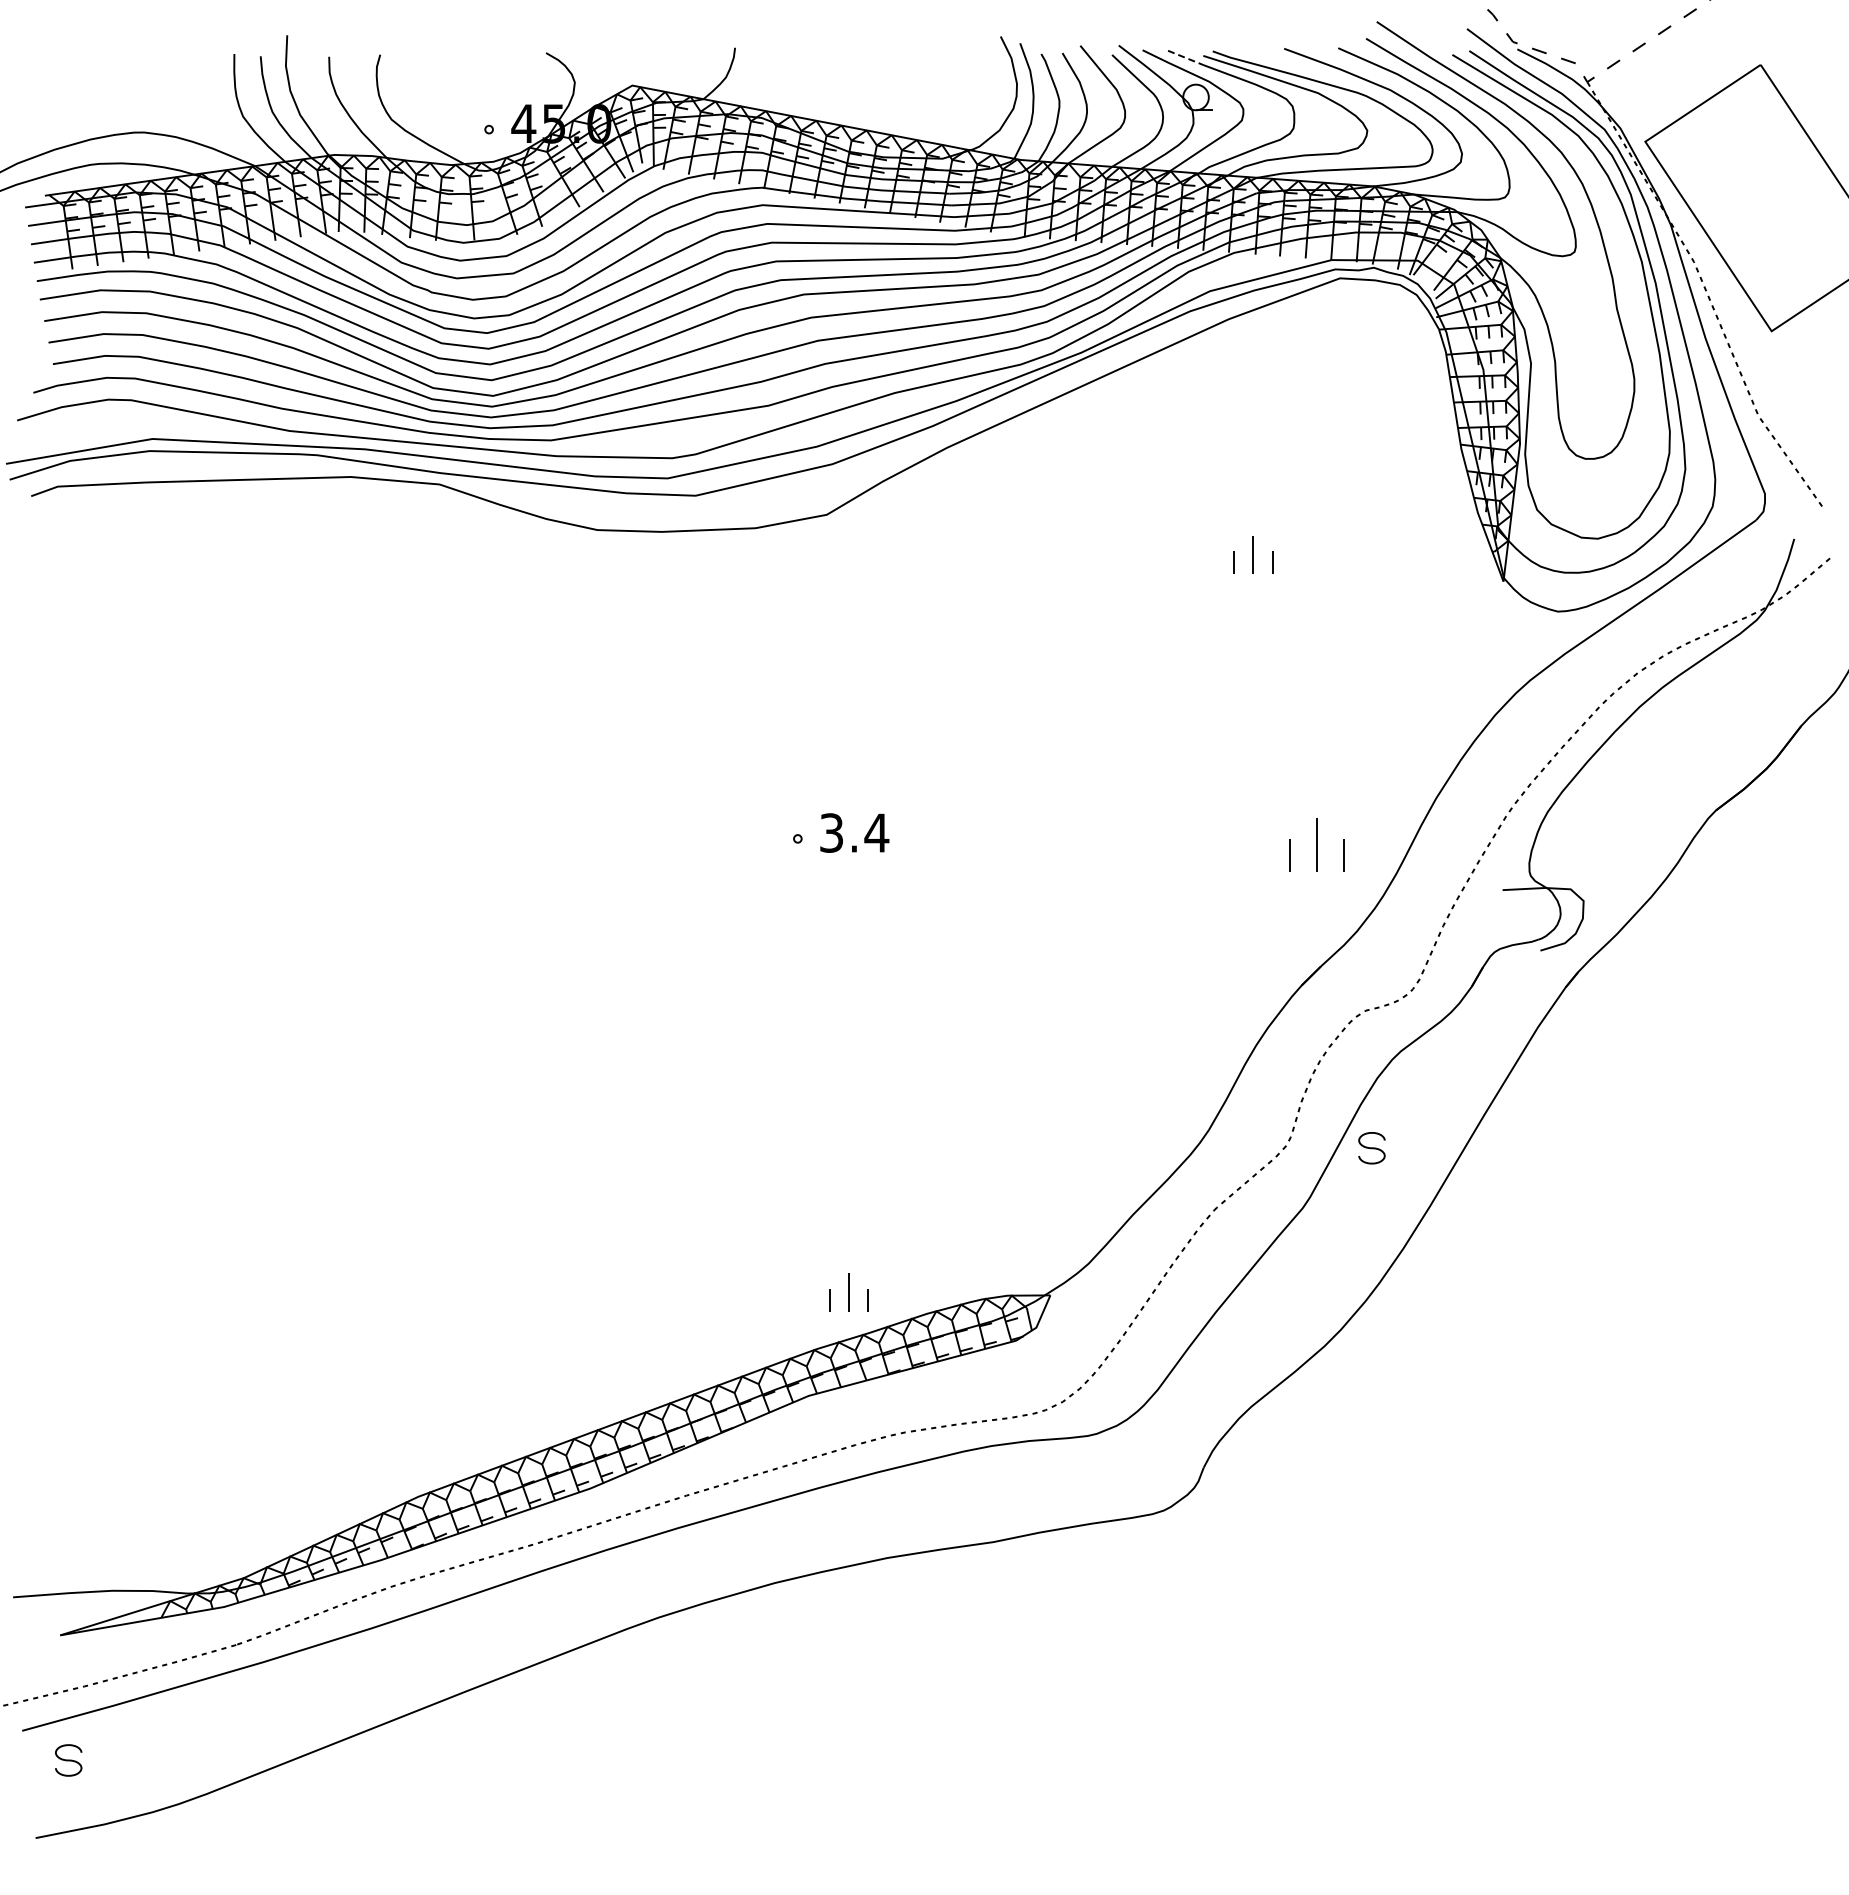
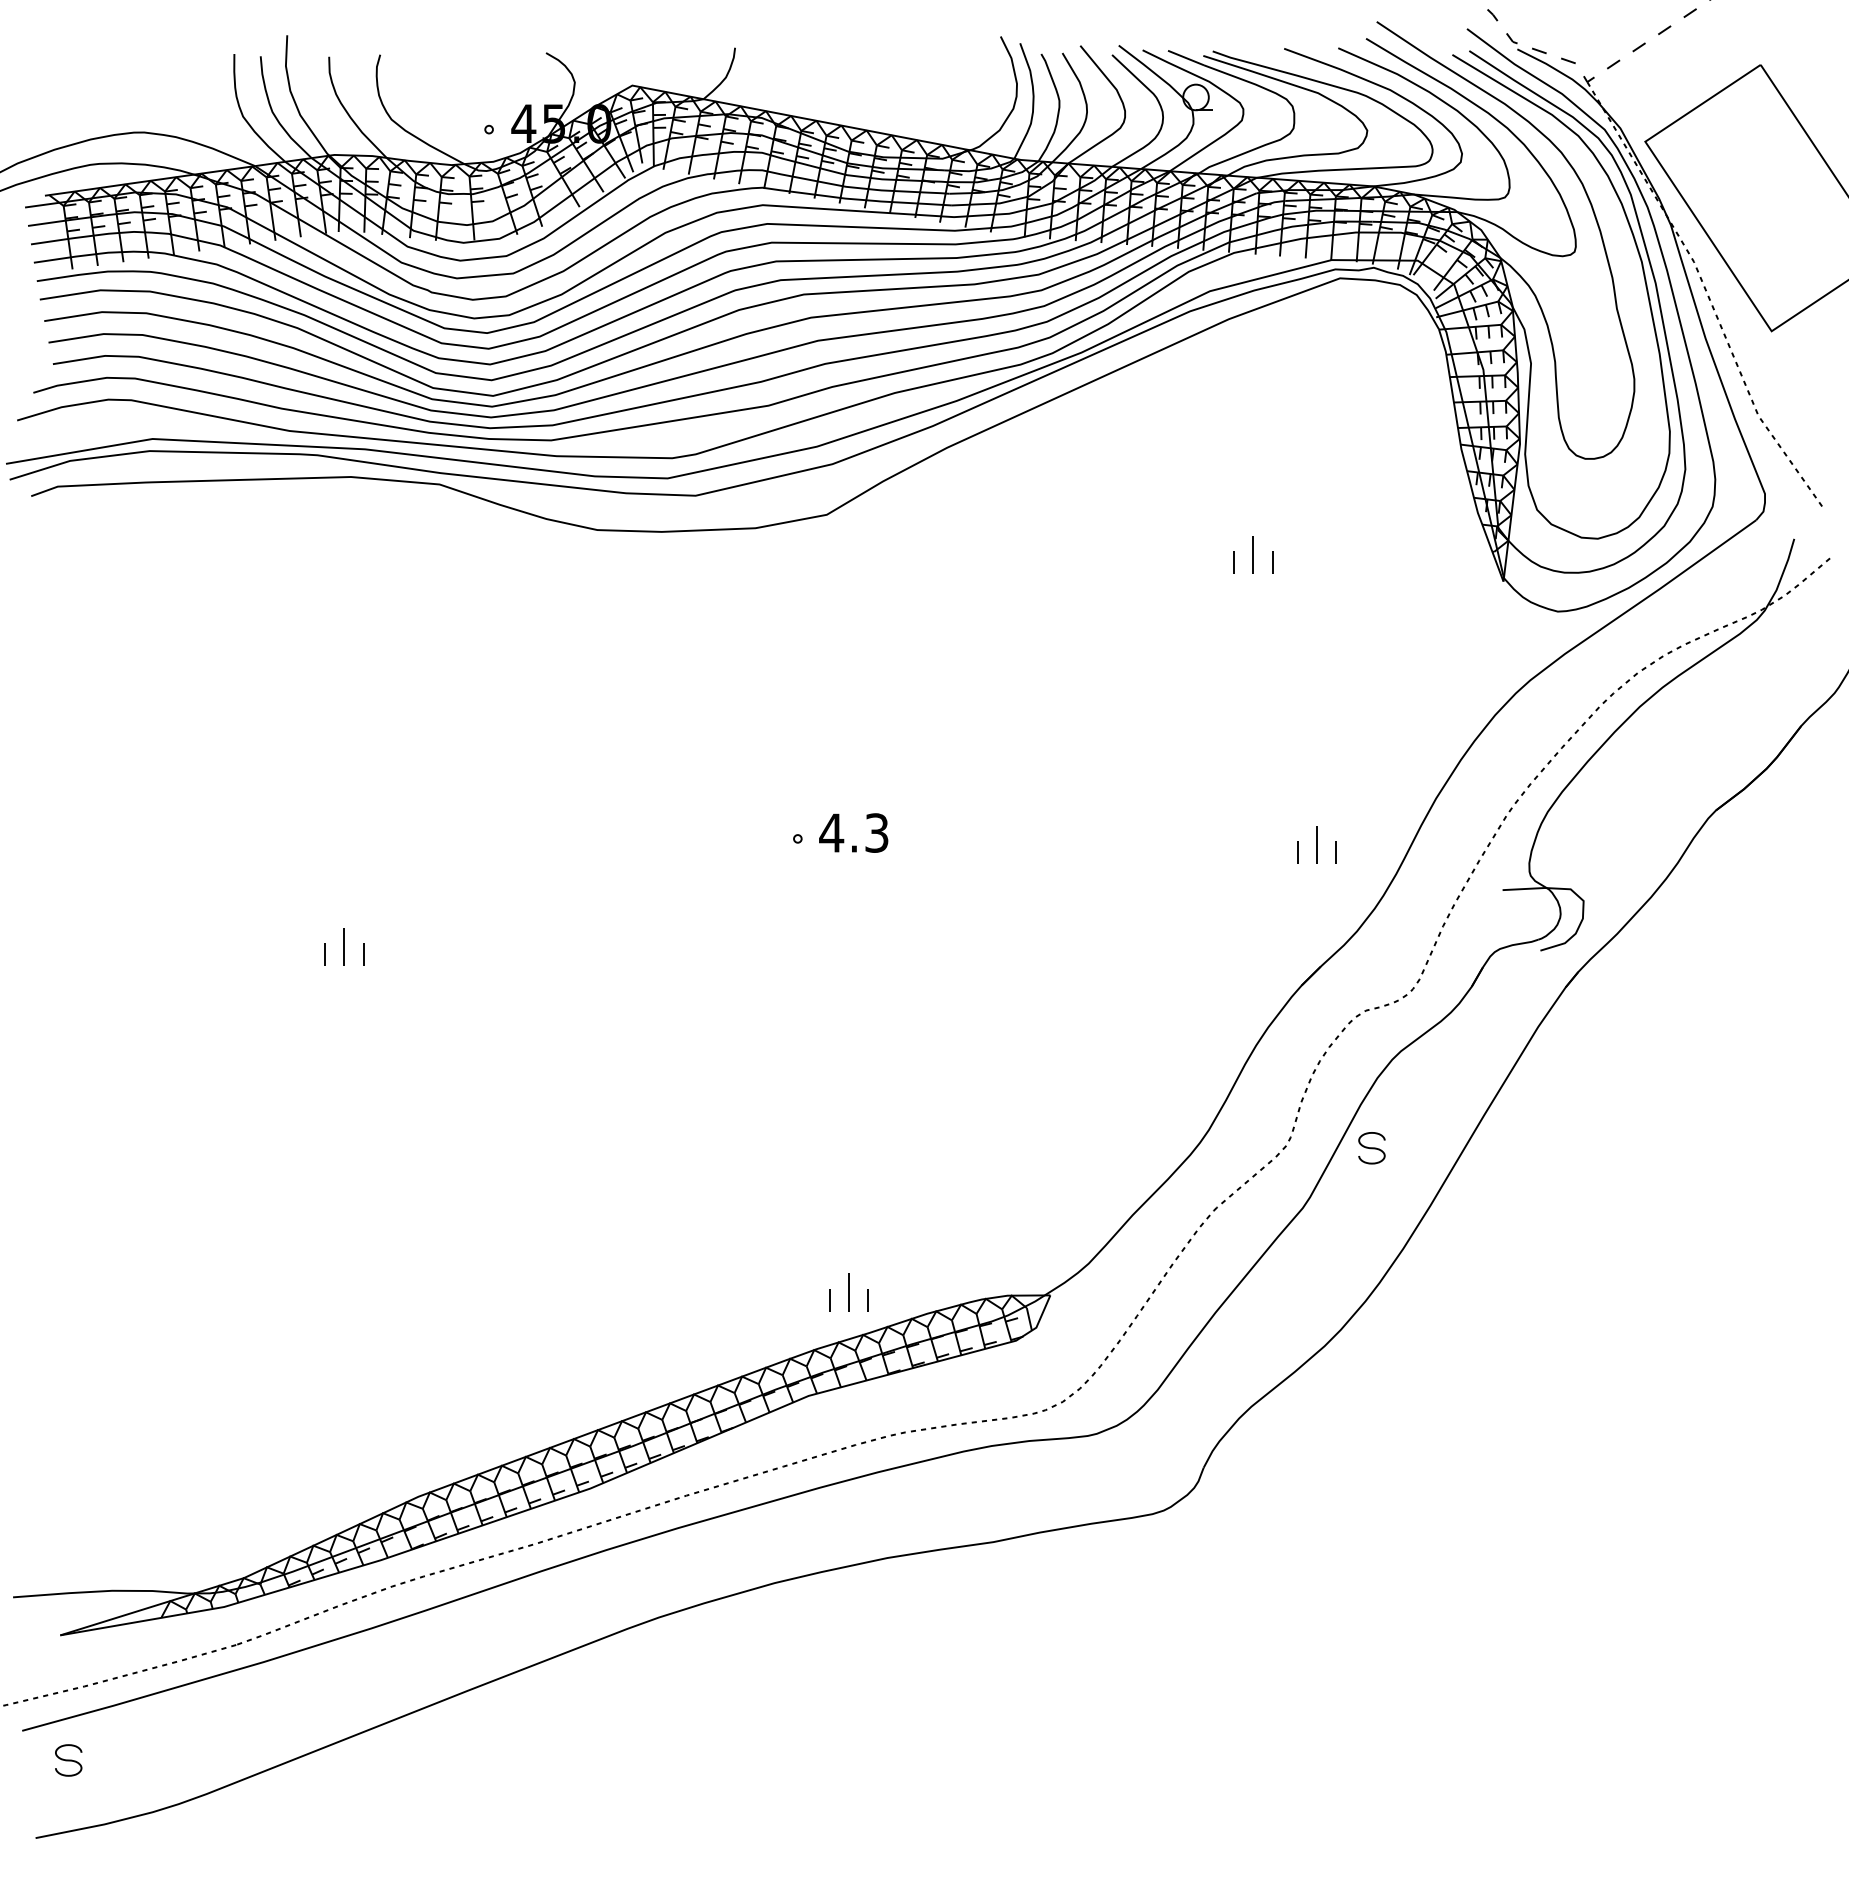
line: dashed -> solid (1186, 58)
text: 3.4 -> 4.3 (854, 832)
part size: 56x54 px -> 40x38 px (1316, 844)
part: none -> present (344, 946)
